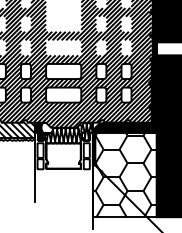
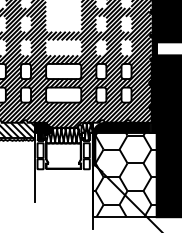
fill: none -> present (47, 127)
